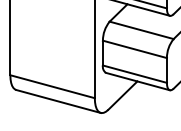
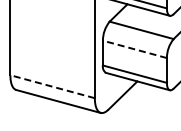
line: solid -> dashed (134, 49)
line: solid -> dashed (52, 86)
